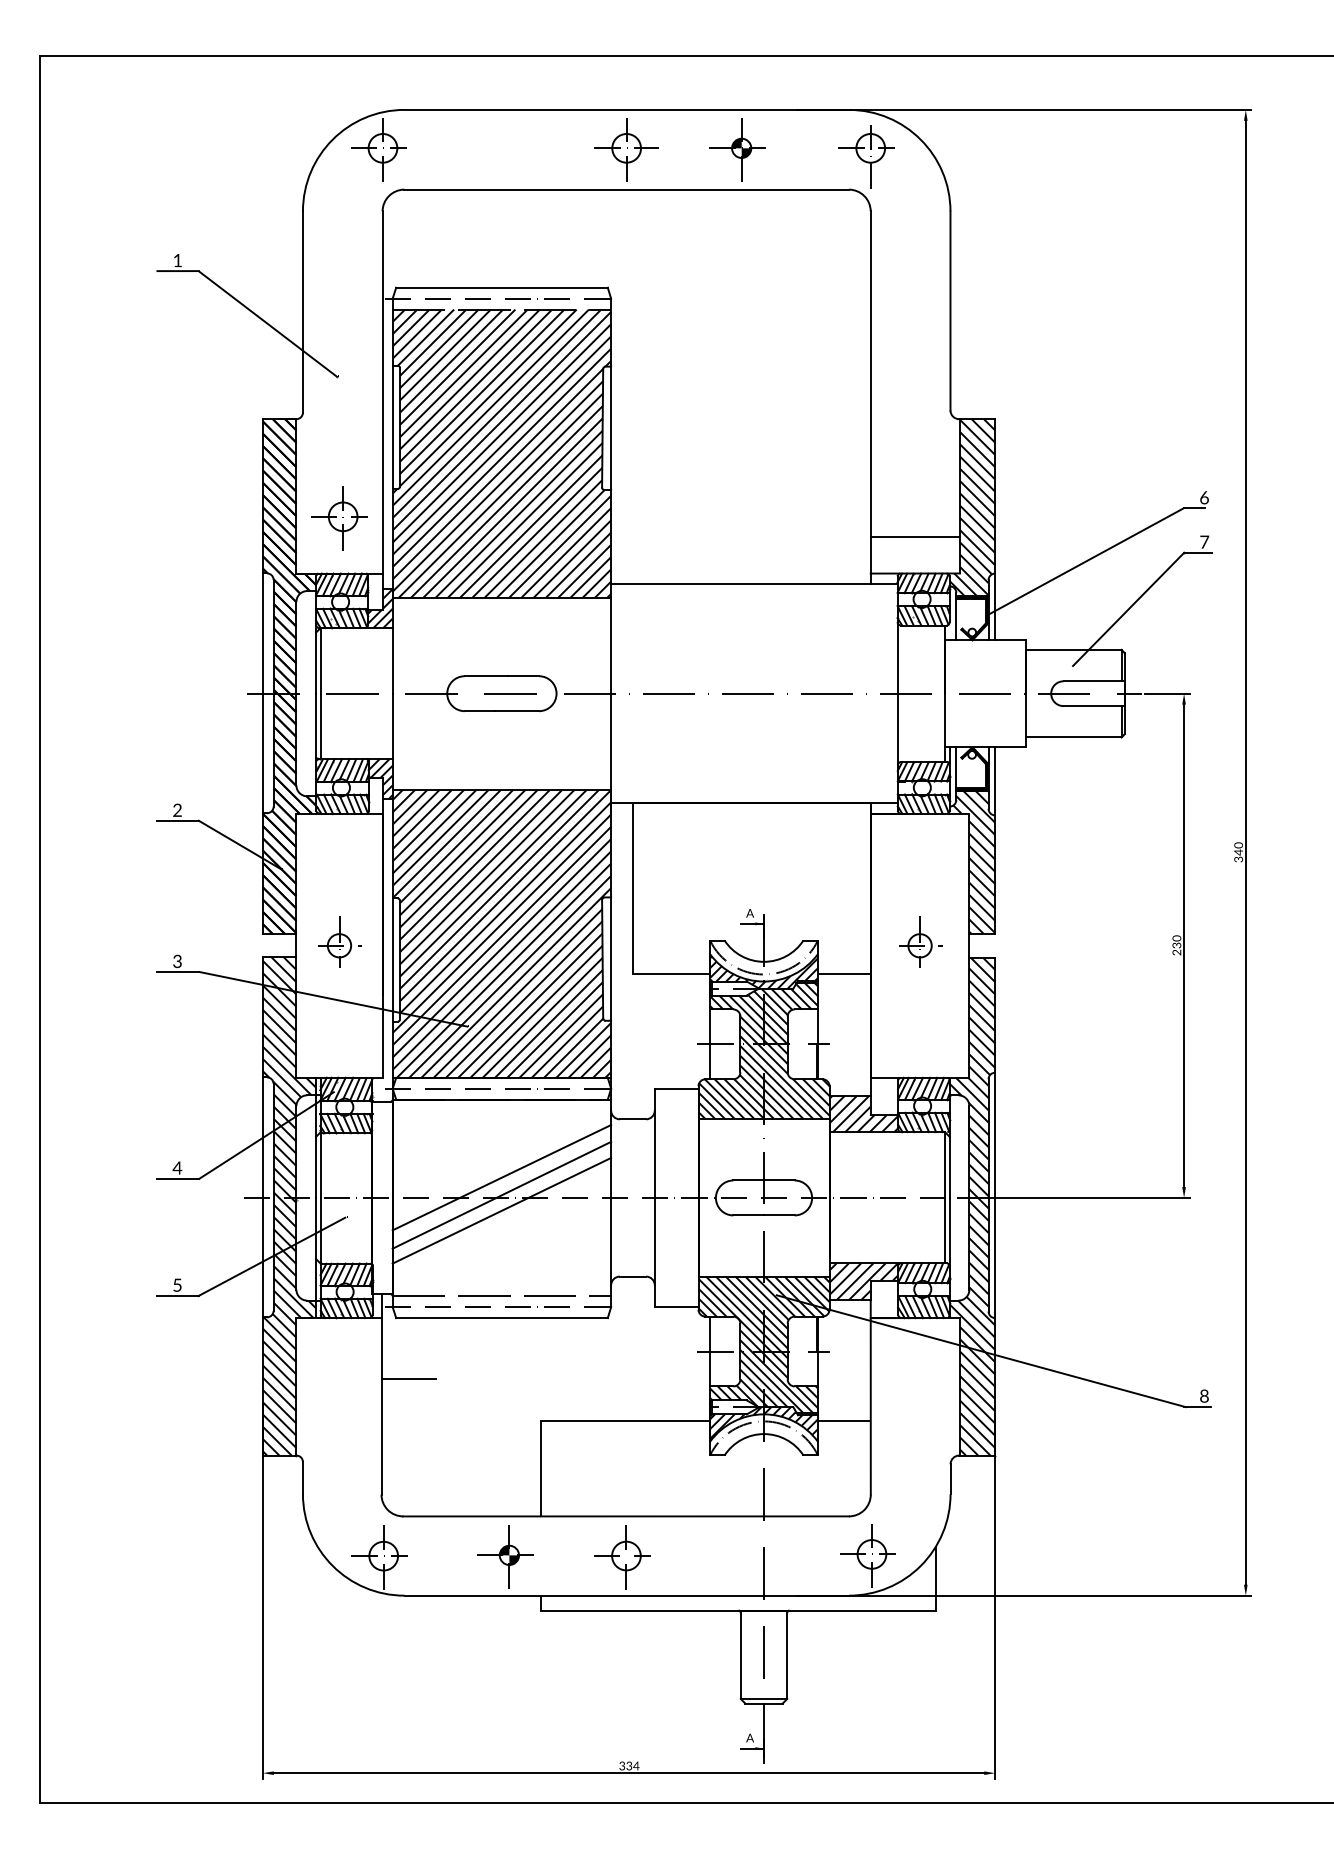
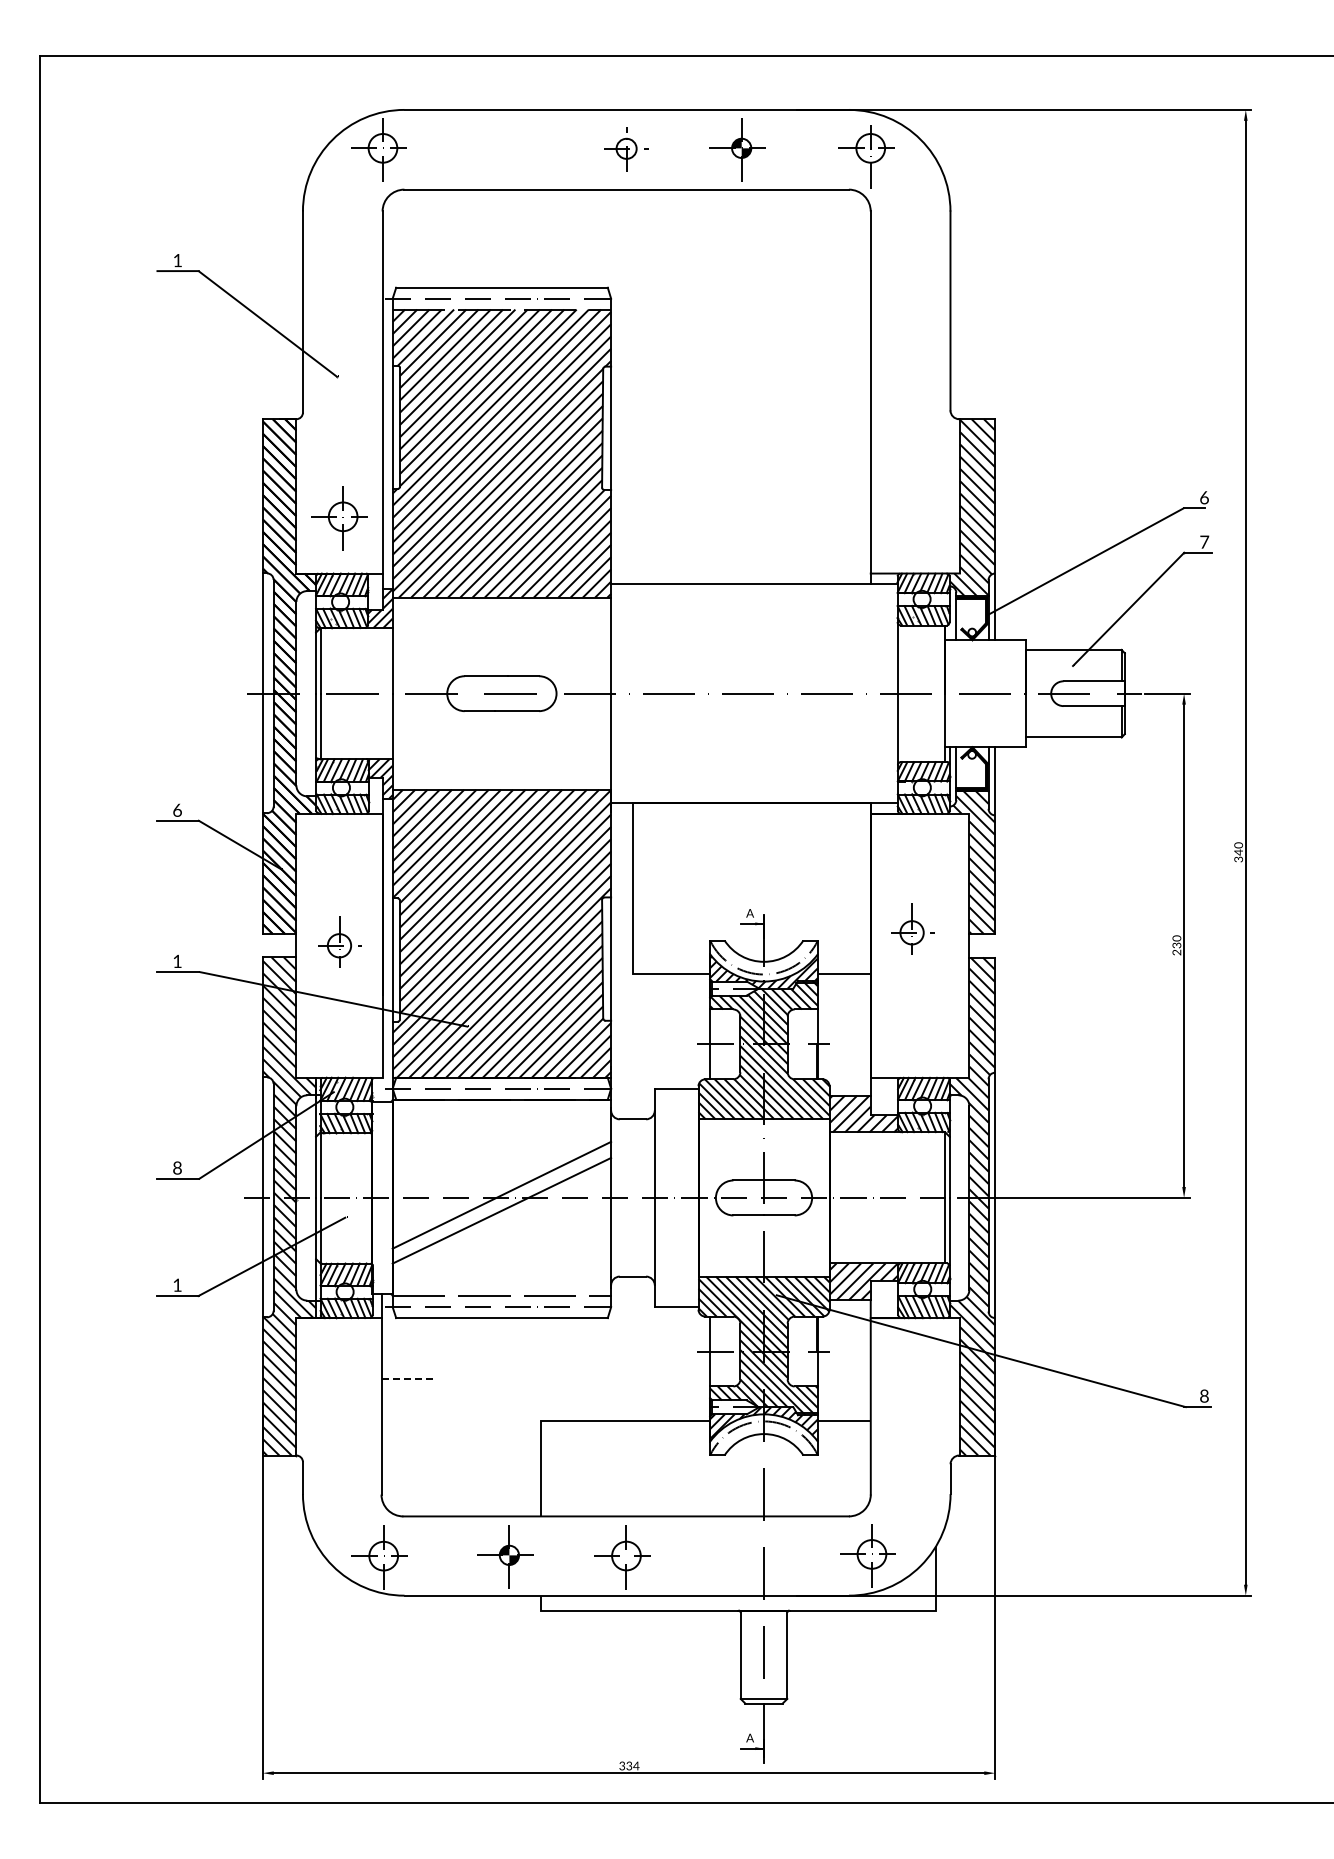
part size: 65x64 px -> 45x45 px (626, 149)
line: present -> none (915, 536)
text: 2 -> 6 (177, 809)
part position: (920, 941) -> (912, 928) (912, 928)
text: 3 -> 1 (177, 961)
text: 4 -> 8 (177, 1167)
line: present -> none (501, 1177)
text: 5 -> 1 (177, 1284)
line: solid -> dashed (409, 1379)
